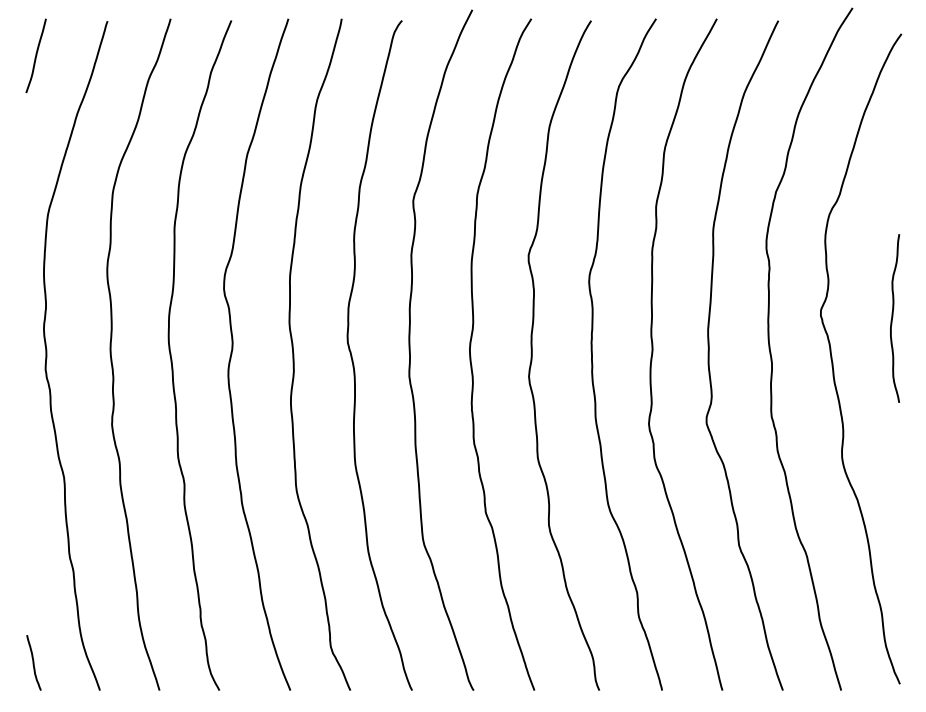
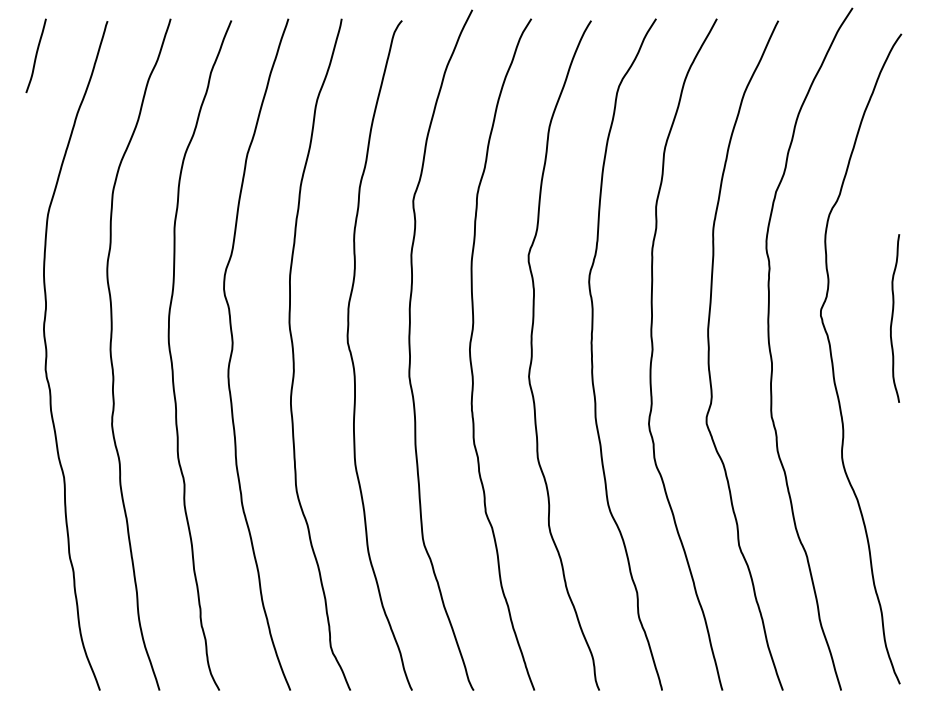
curve: present -> none (33, 662)
